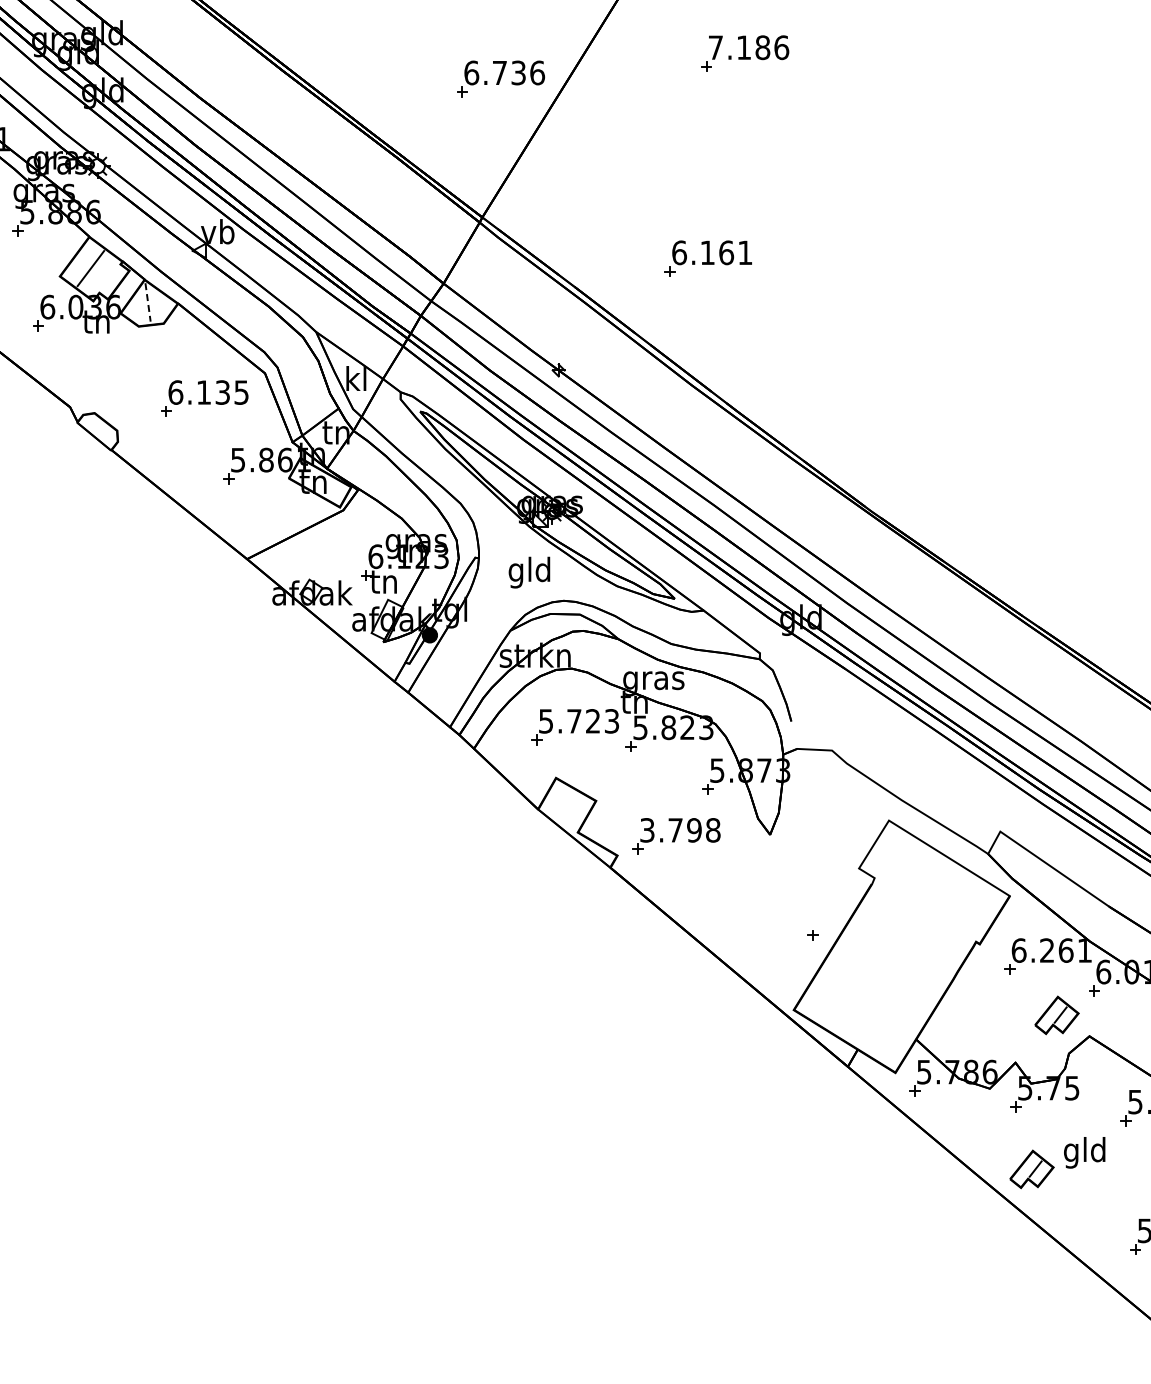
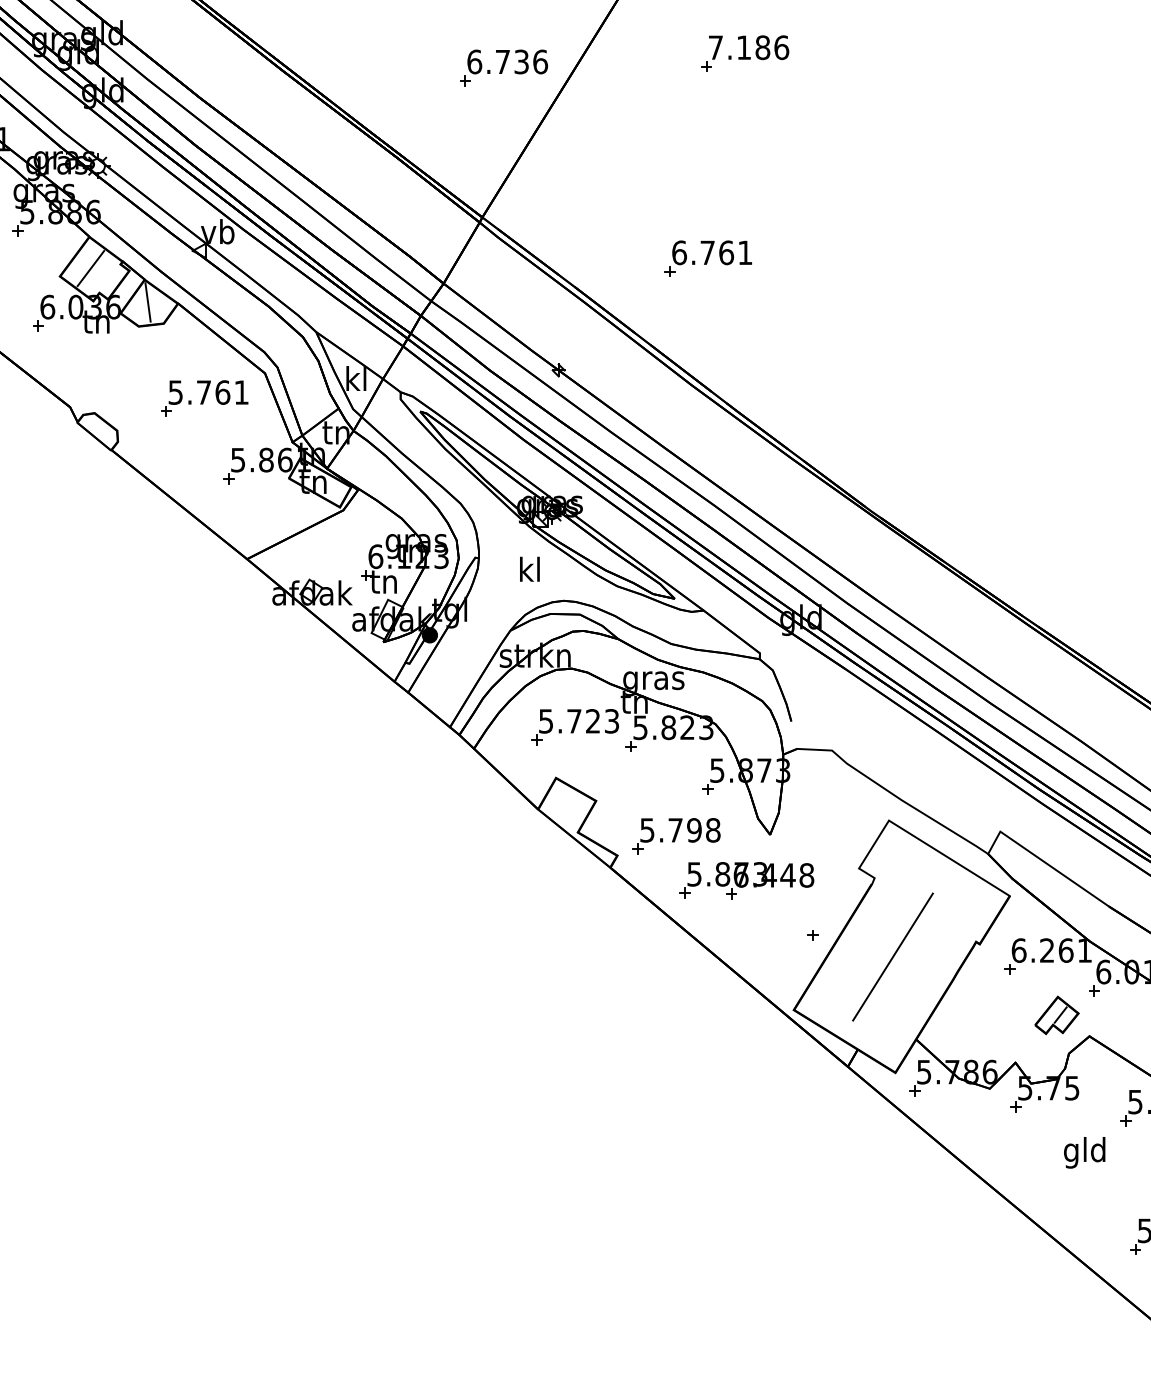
part position: (501, 78) -> (504, 67) (504, 67)
text: 6.161 -> 6.761 (707, 252)
line: dashed -> solid (148, 302)
text: 6.135 -> 5.761 (208, 392)
text: gld -> kl (529, 572)
text: 3.798 -> 5.798 (647, 830)
part: none -> present (746, 880)
line: none -> present (892, 956)
part: present -> none (1031, 1169)
